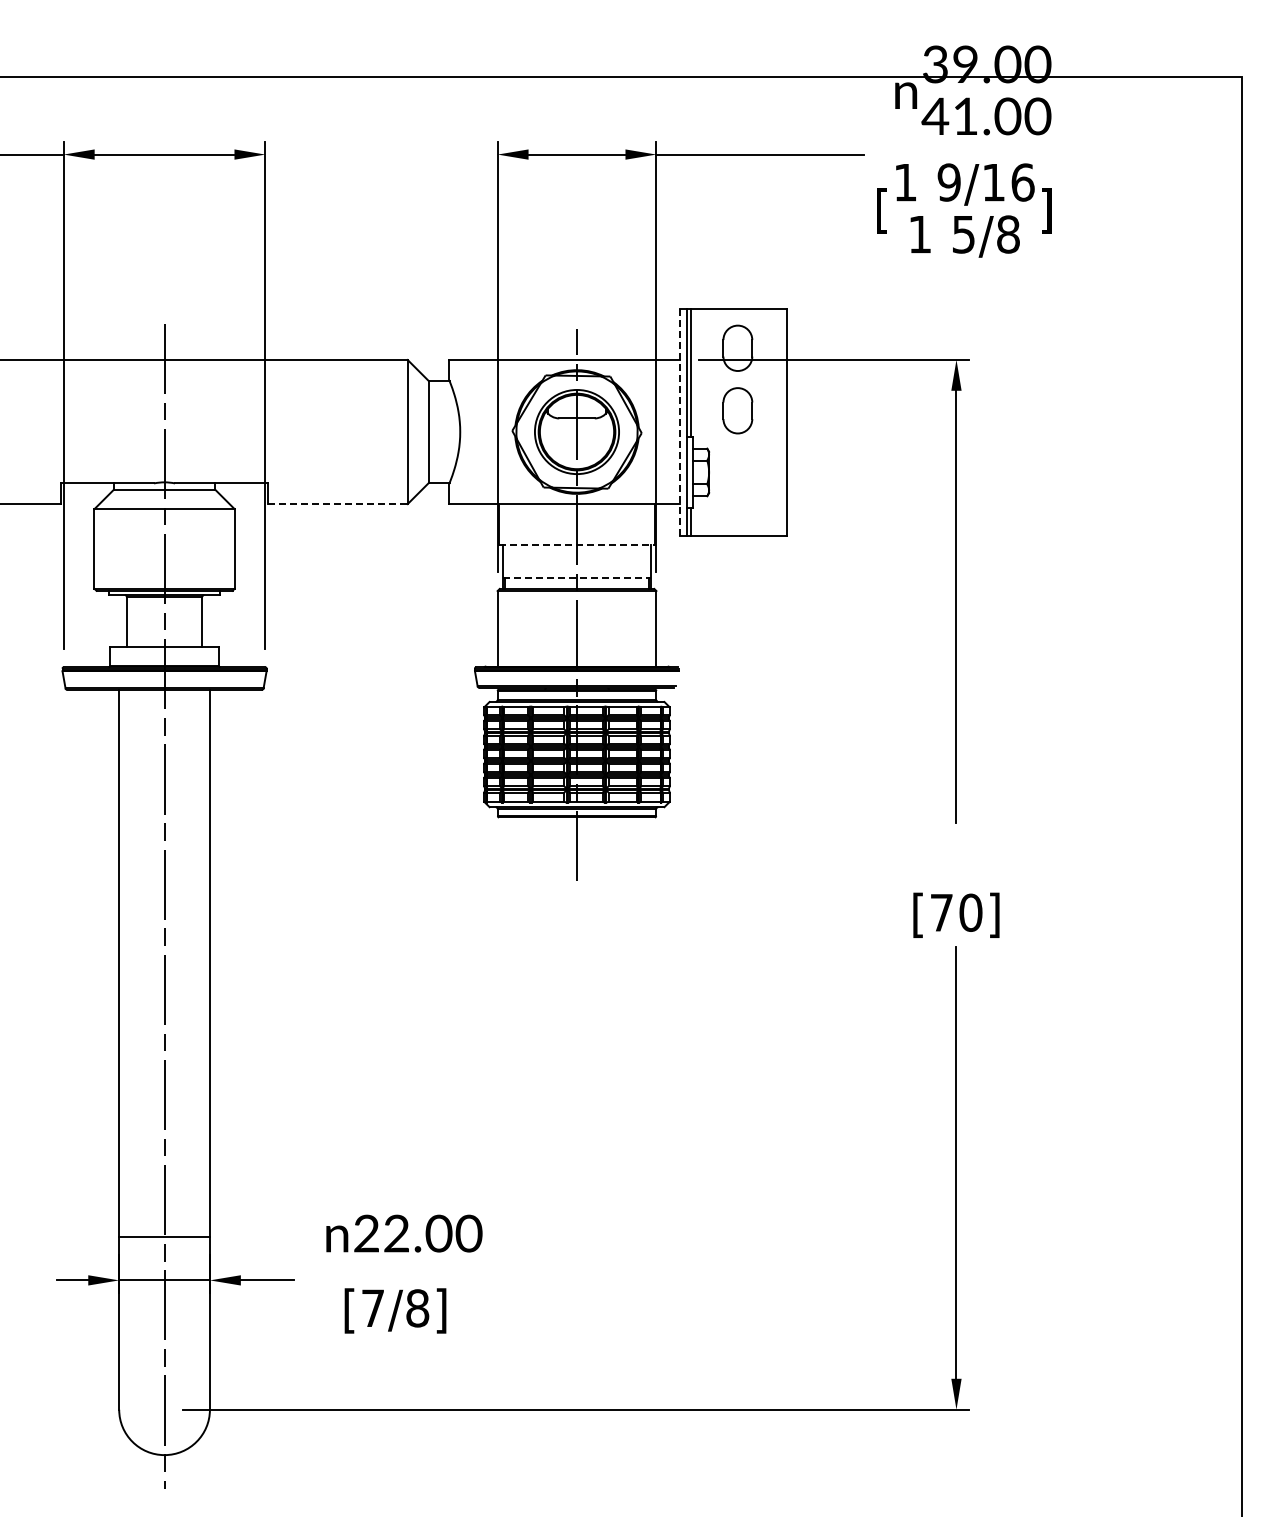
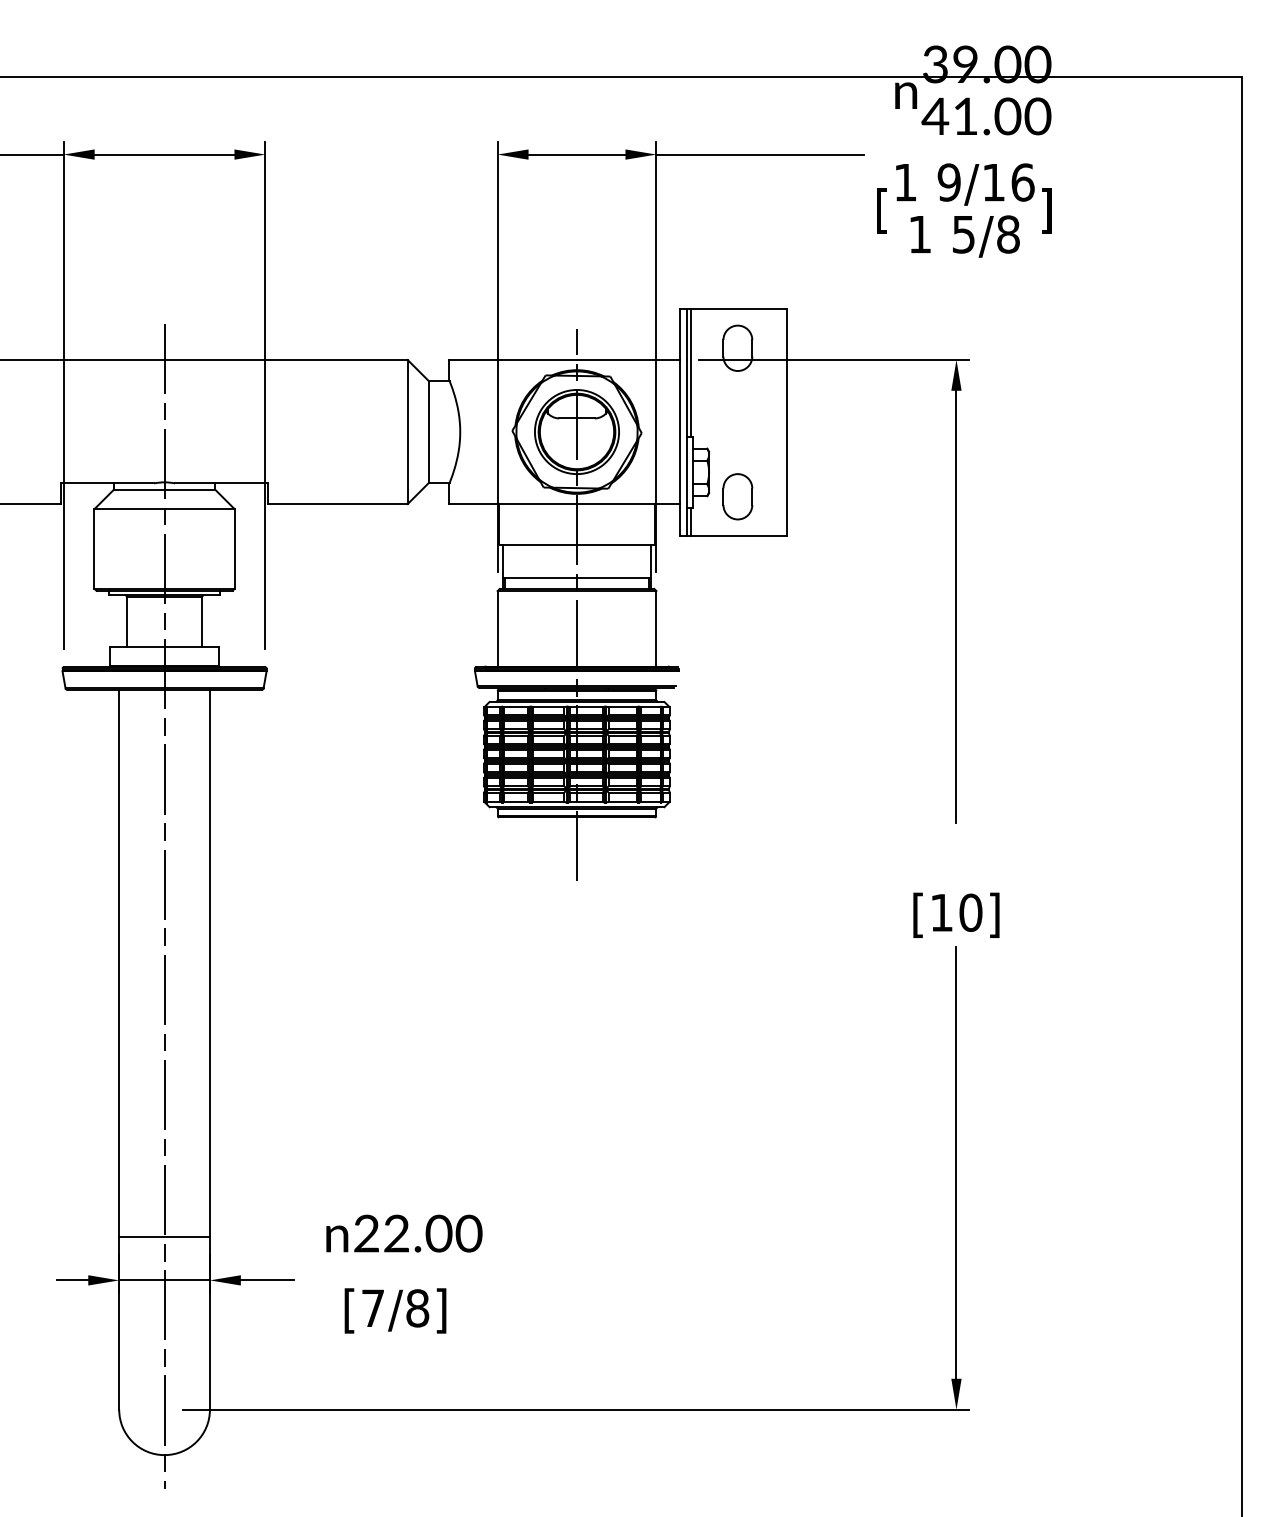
part position: (737, 410) -> (737, 496) (737, 496)
line: dashed -> solid (680, 423)
line: dashed -> solid (338, 504)
line: dashed -> solid (577, 545)
line: dashed -> solid (577, 578)
text: [70] -> [10] (941, 912)
